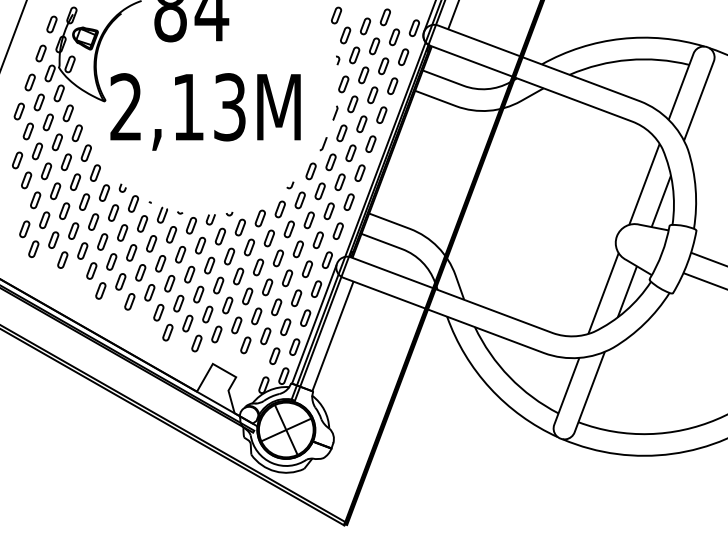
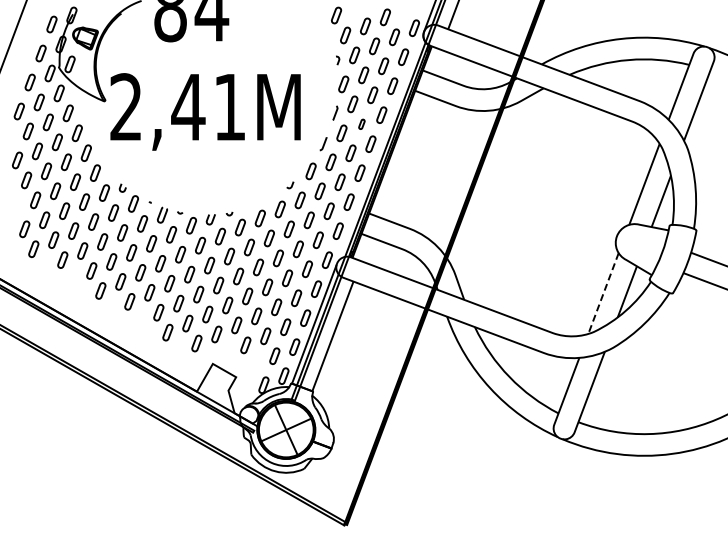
text: 2,13M -> 2,41M (208, 107)
part size: 12x19 px -> 8x12 px (361, 123)
line: solid -> dashed (603, 294)
